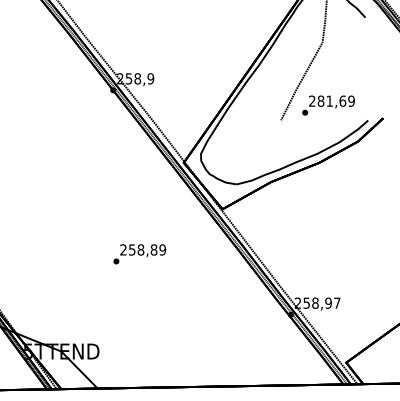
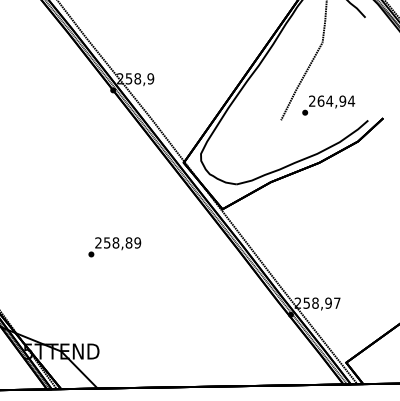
text: 281,69 -> 264,94 (336, 100)
text position: (139, 254) -> (114, 247) (114, 247)
